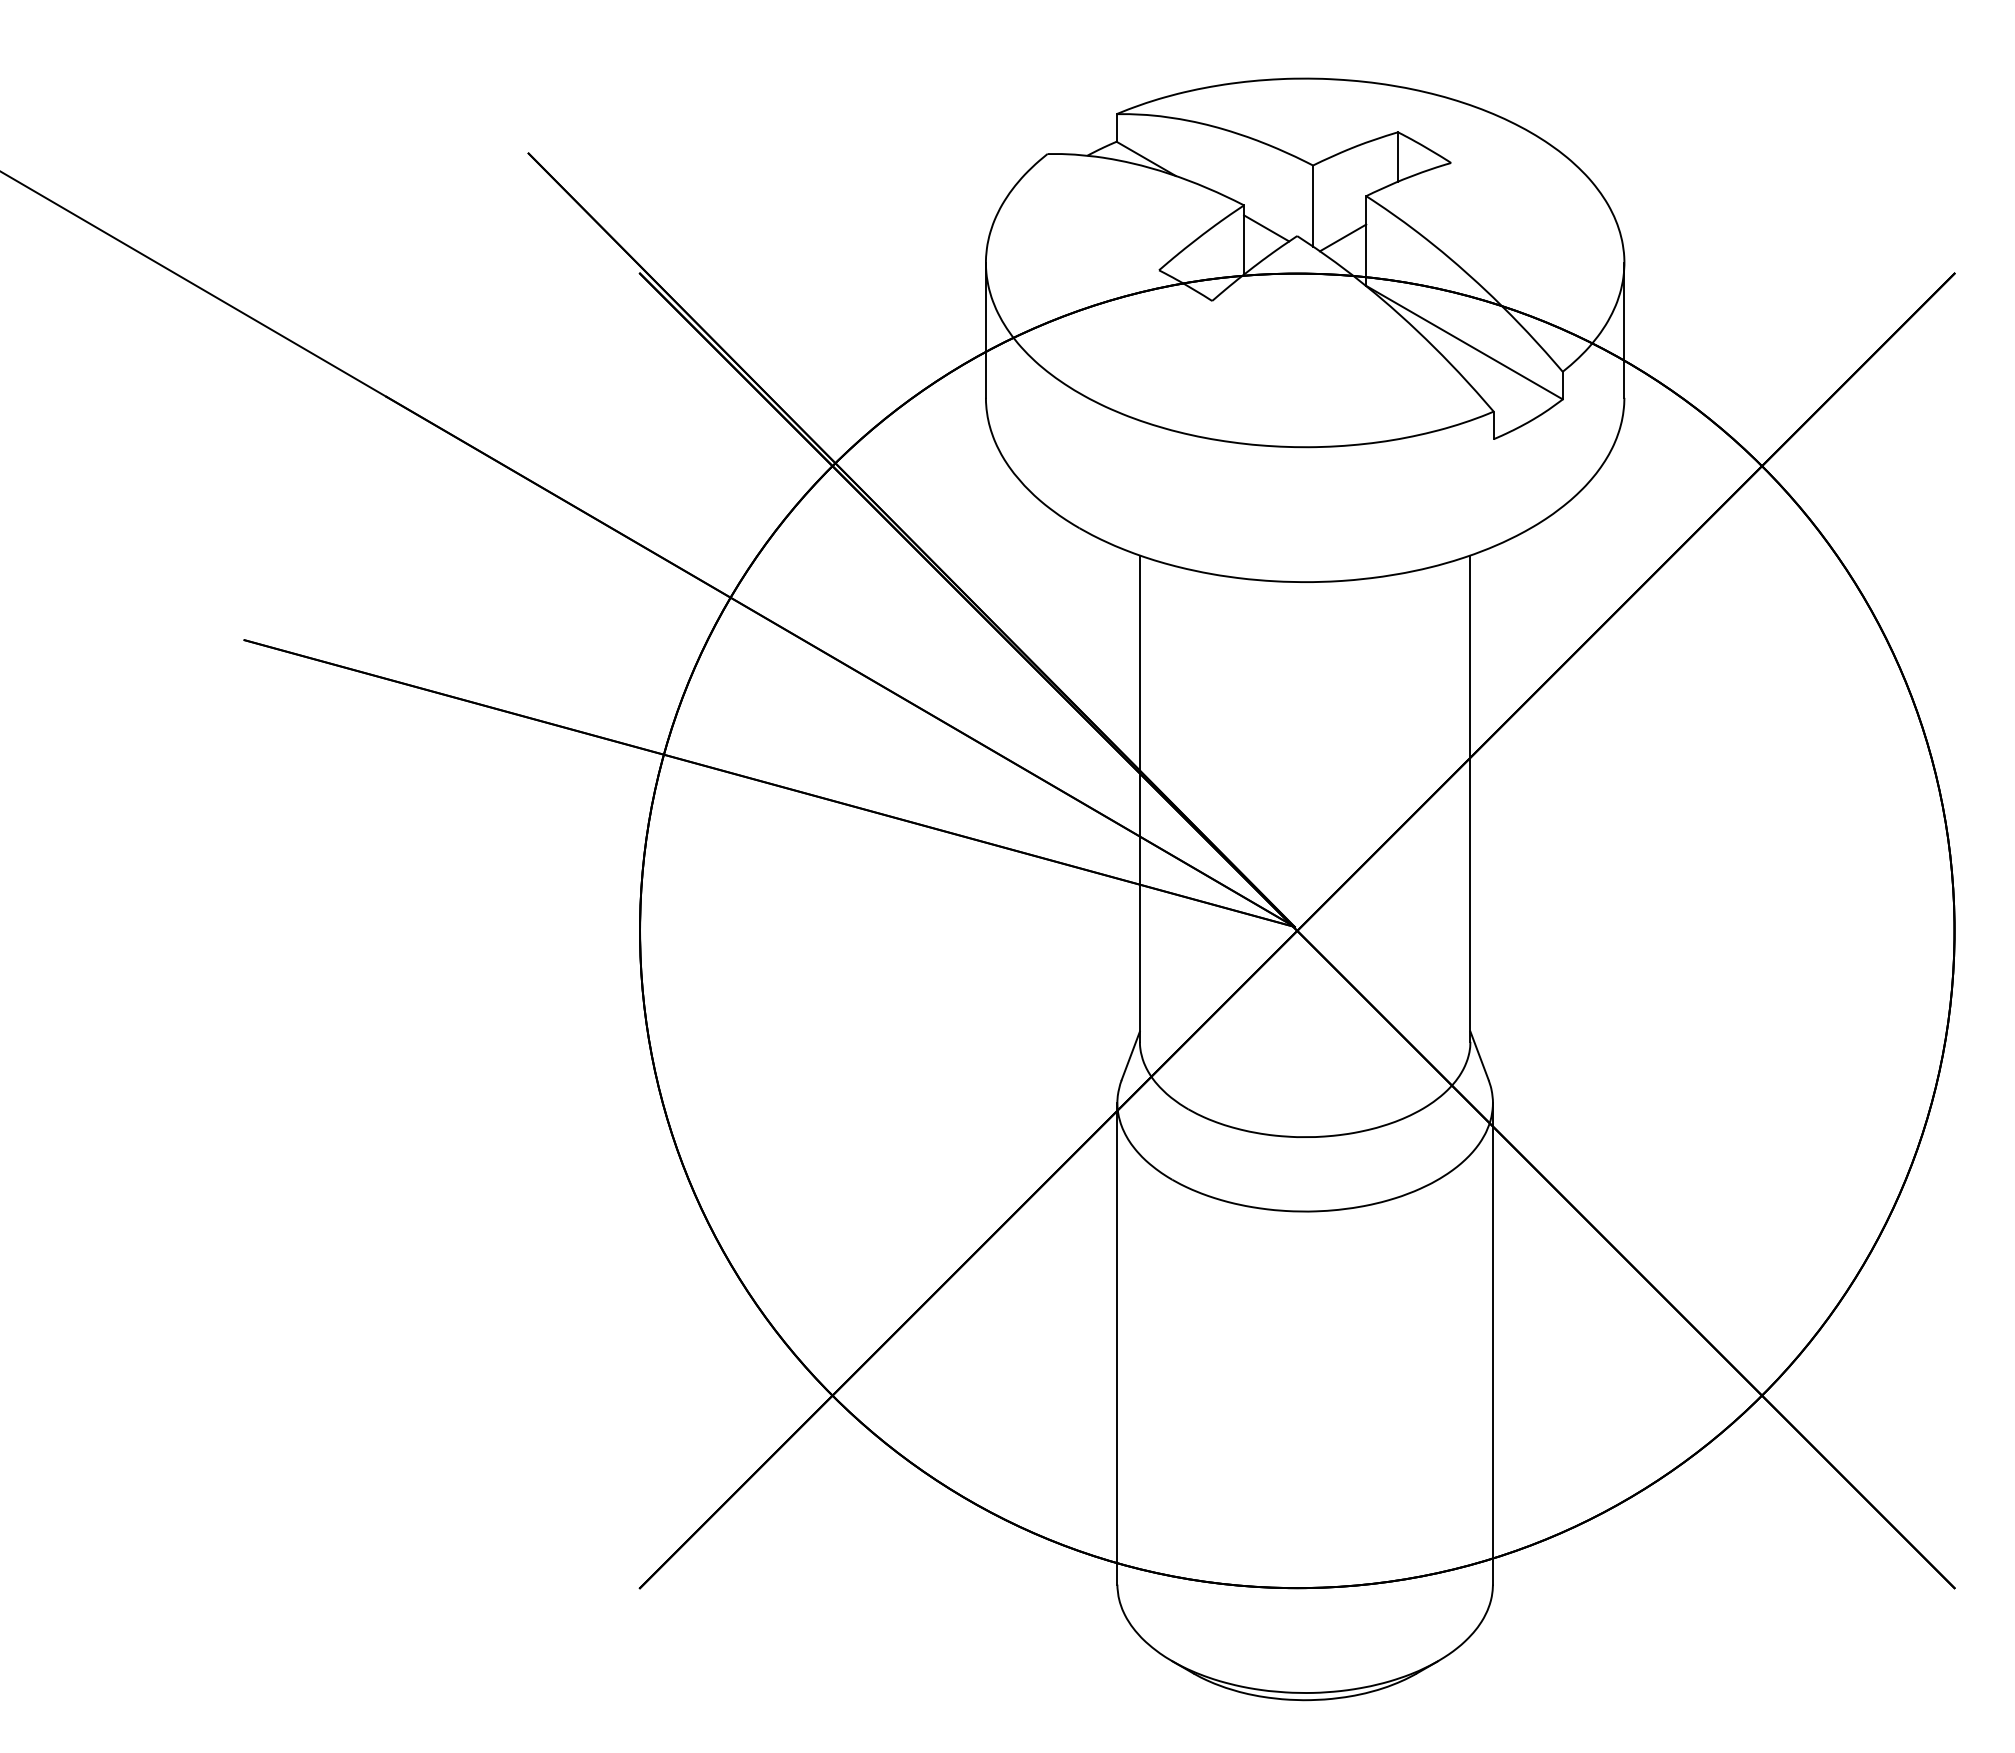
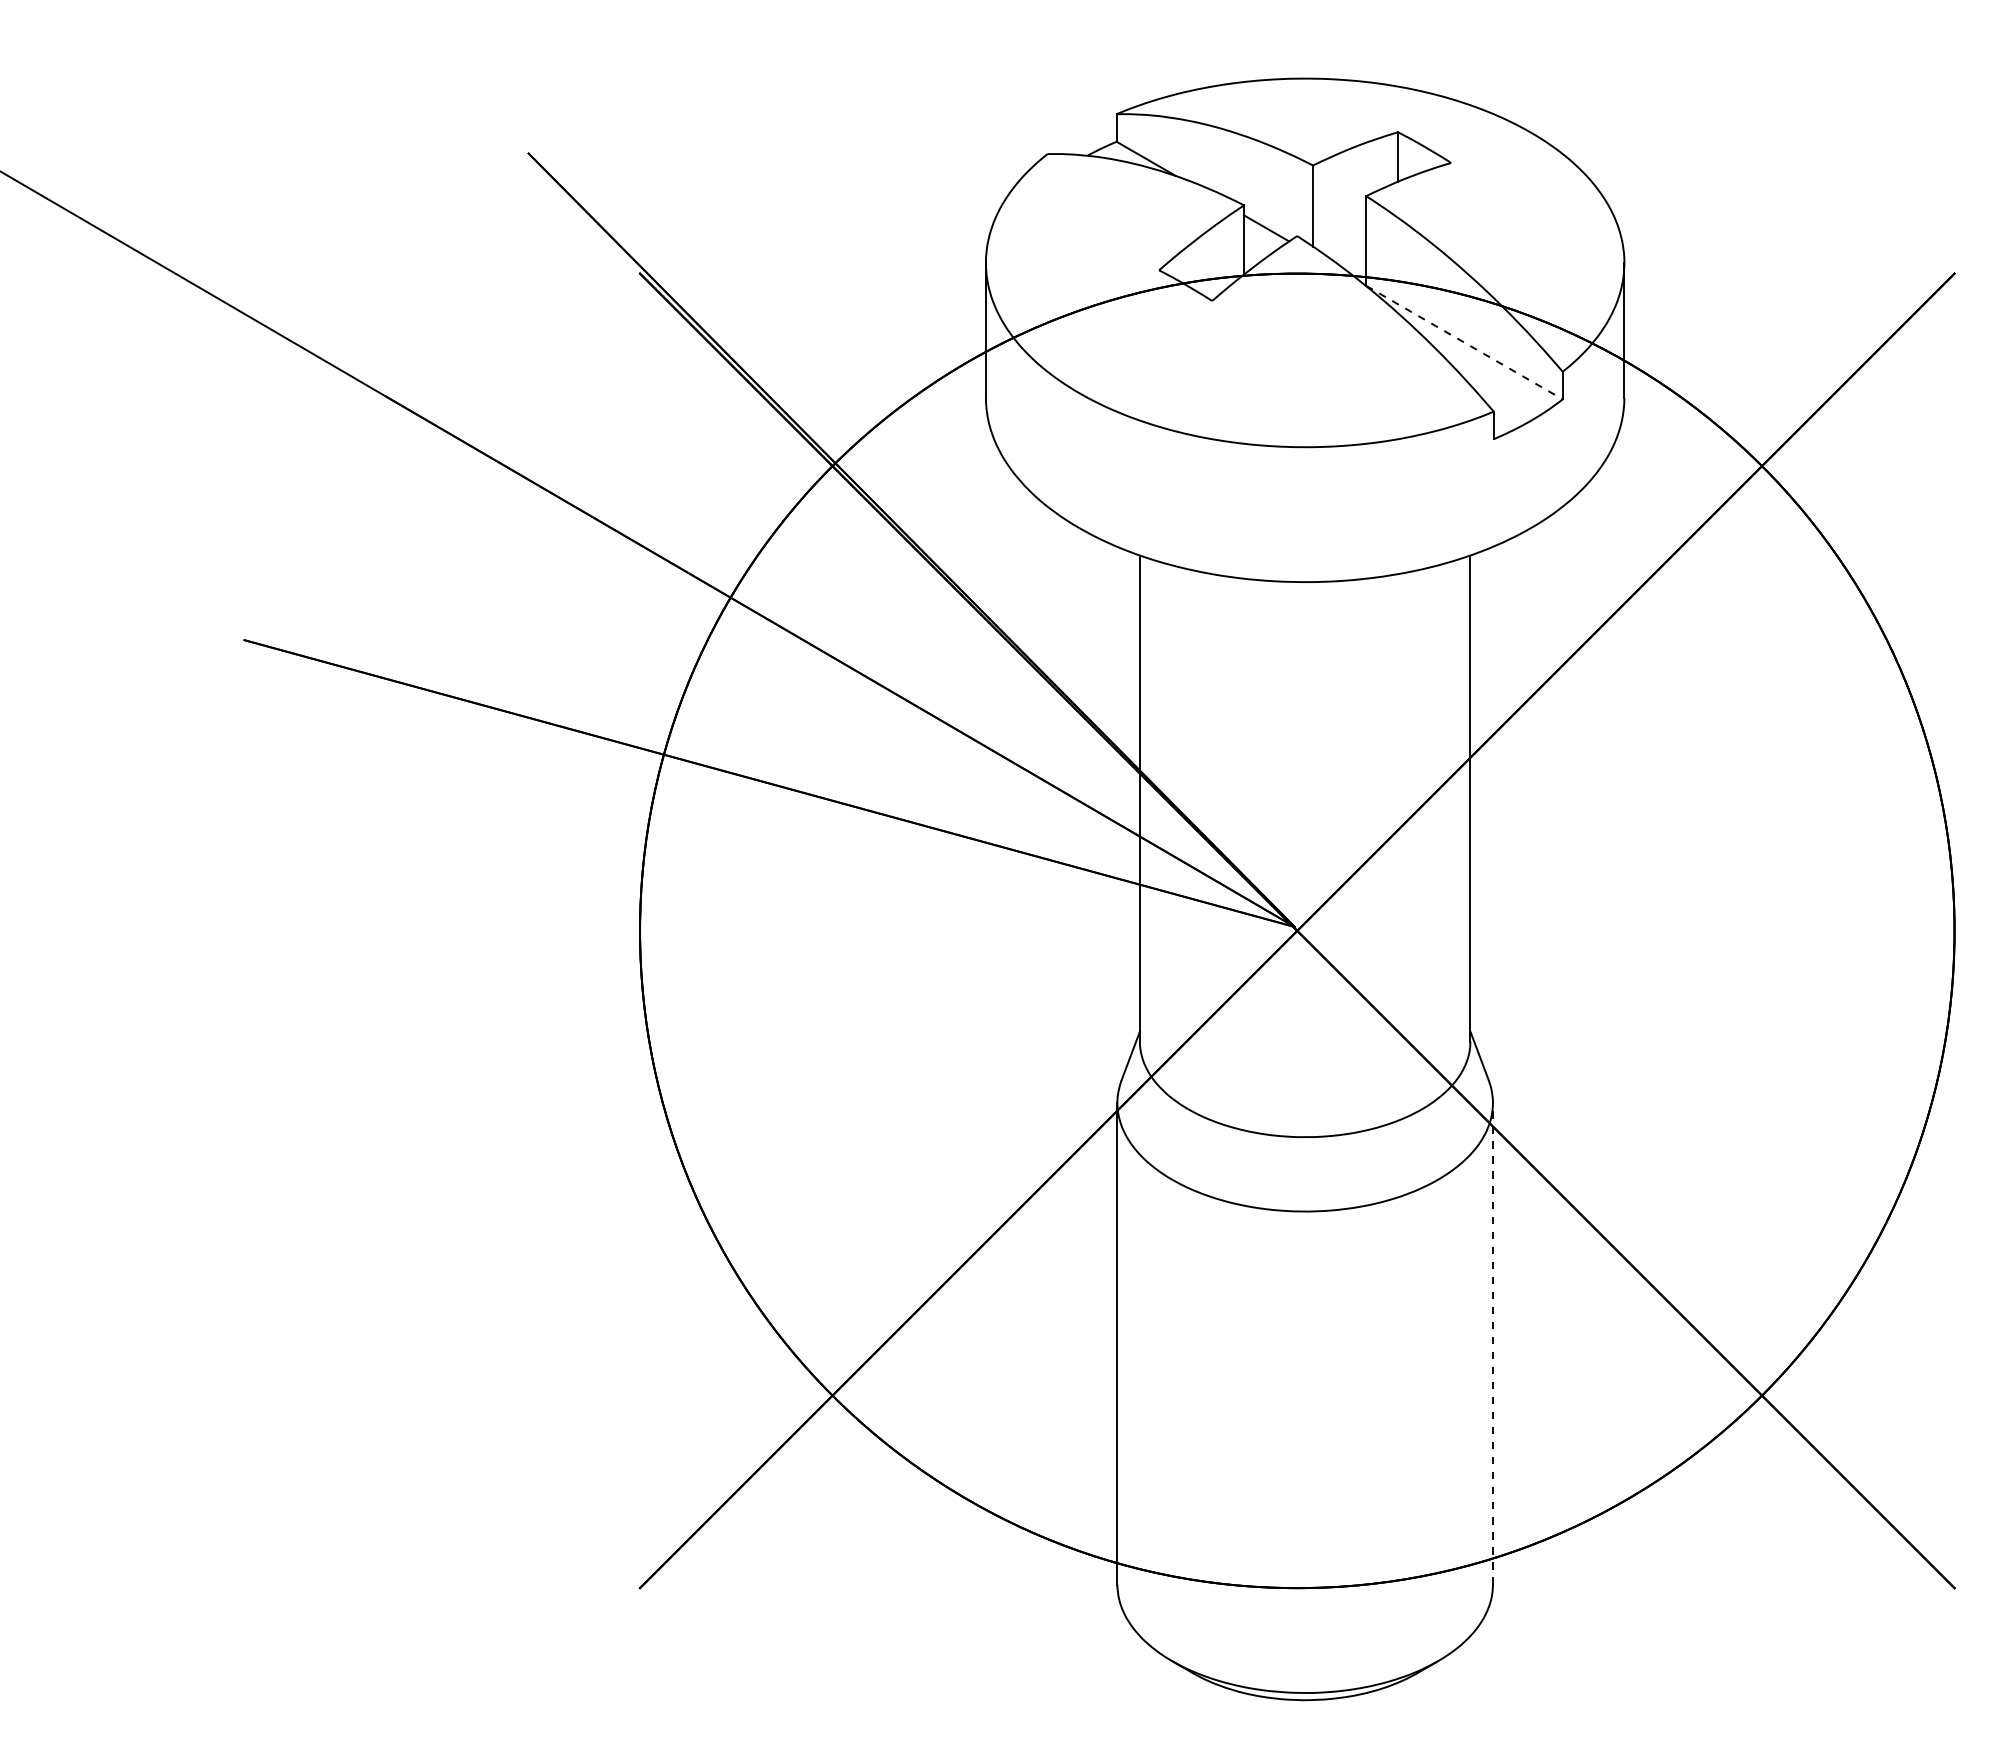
line: present -> none (1343, 237)
line: solid -> dashed (1464, 342)
line: solid -> dashed (1492, 1343)
